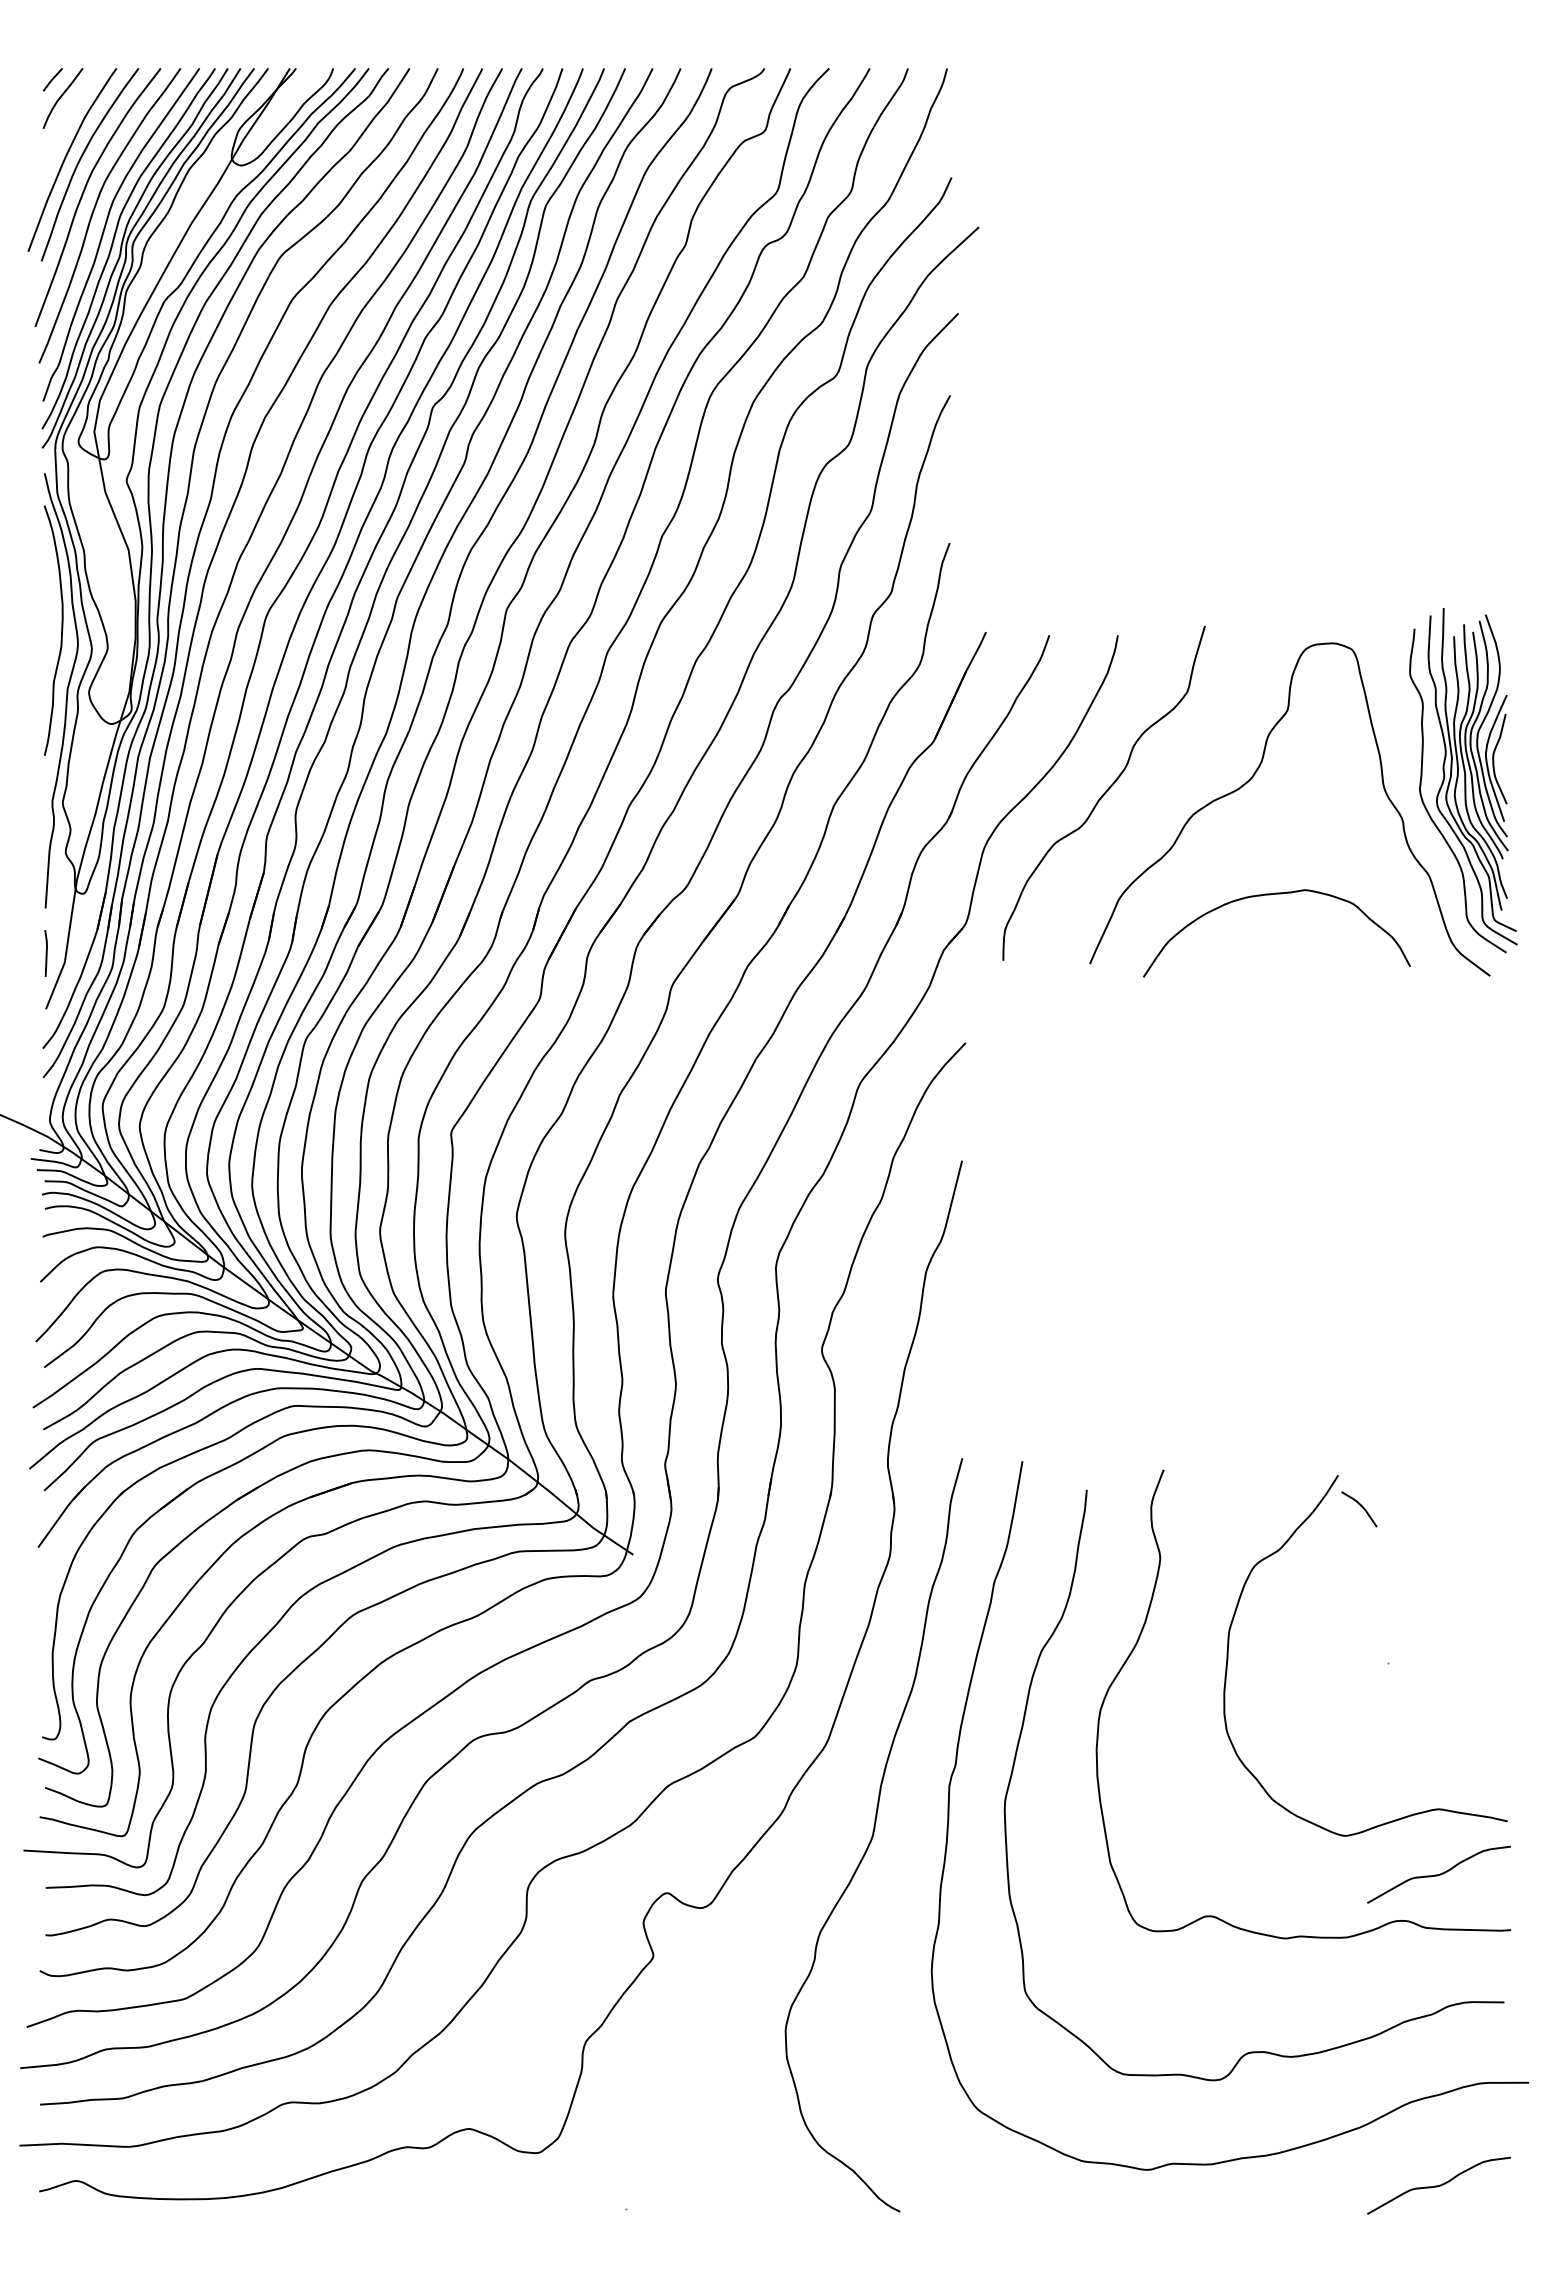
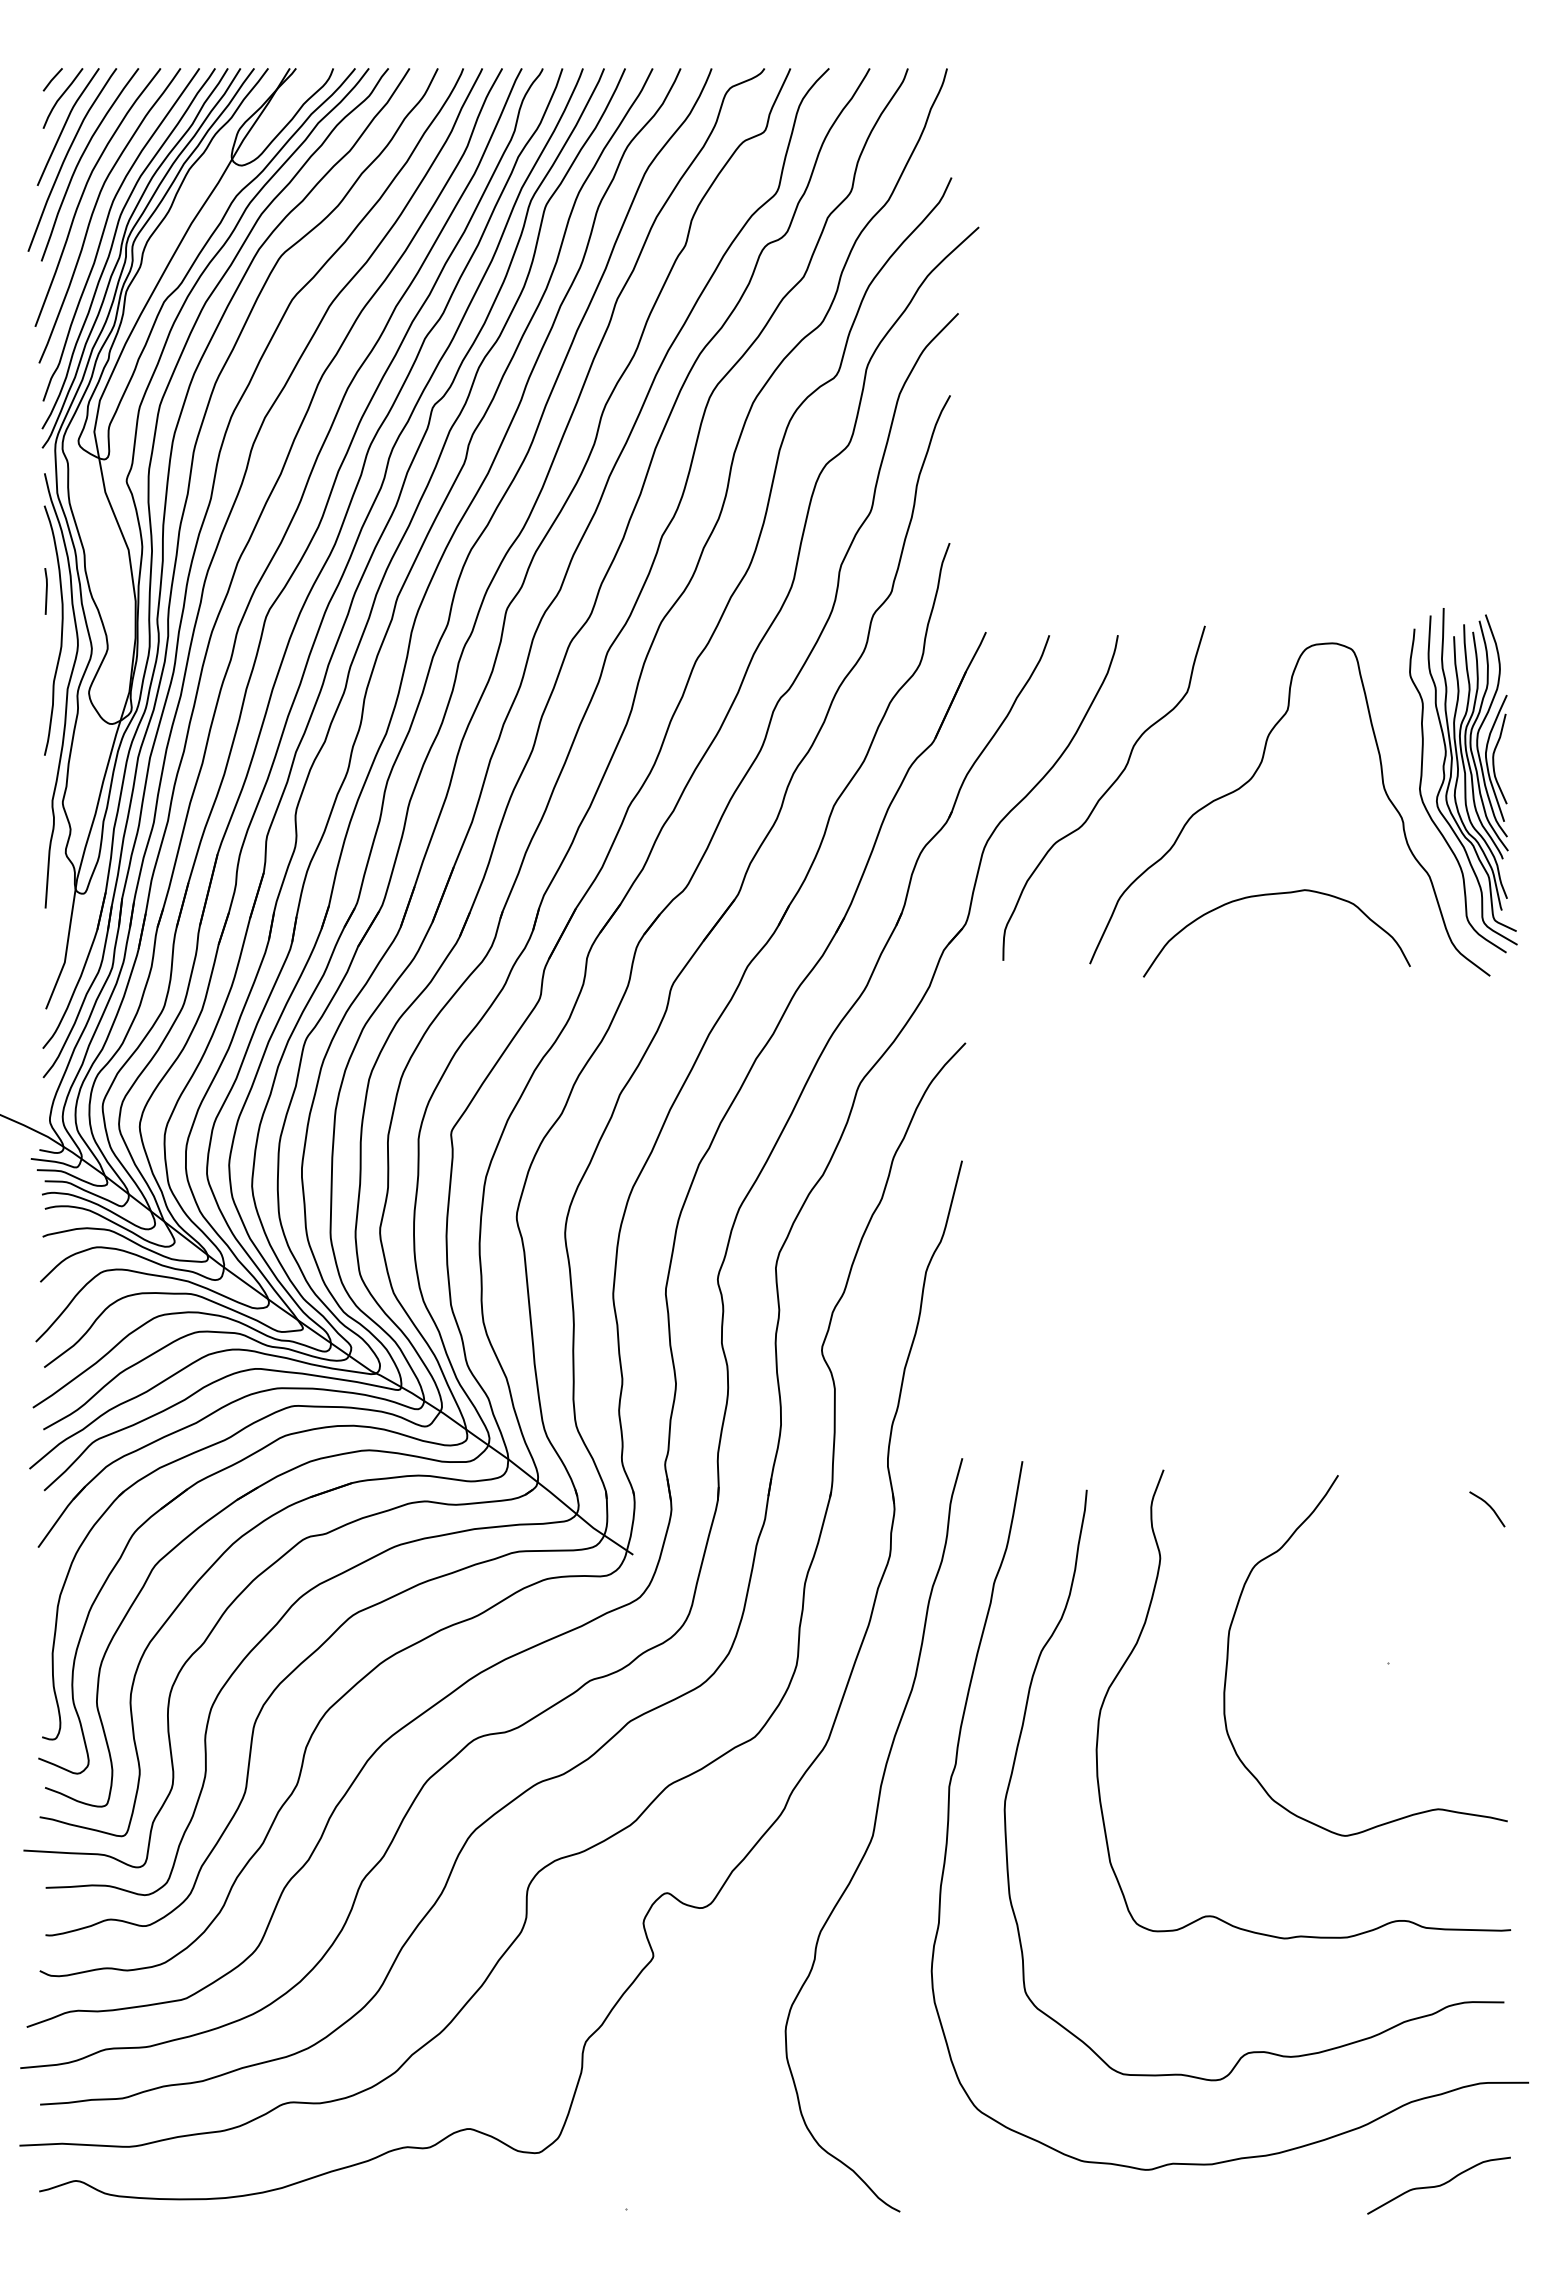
curve: none -> present (65, 126)
line position: (45, 953) -> (45, 591) (45, 591)
curve position: (1361, 1507) -> (1489, 1507) (1489, 1507)
curve: present -> none (1438, 1874)
